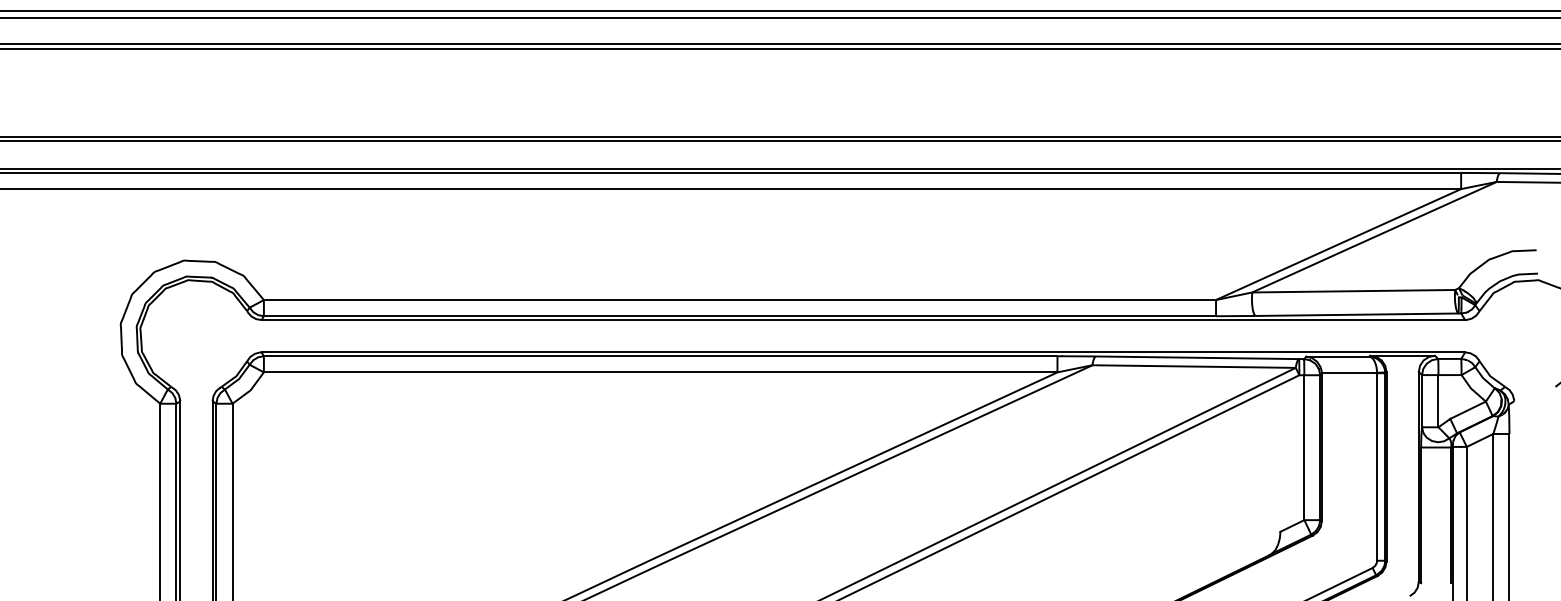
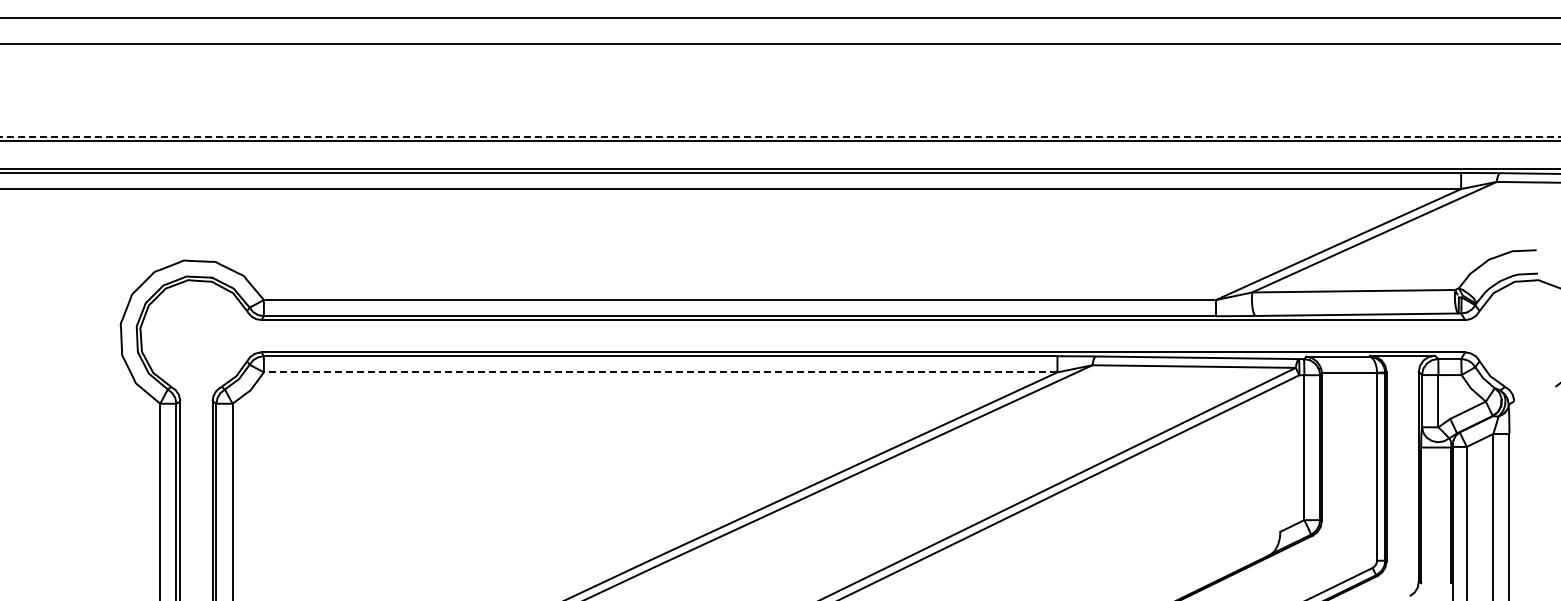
line: present -> none (779, 10)
line: present -> none (779, 49)
line: solid -> dashed (780, 136)
line: solid -> dashed (660, 372)
